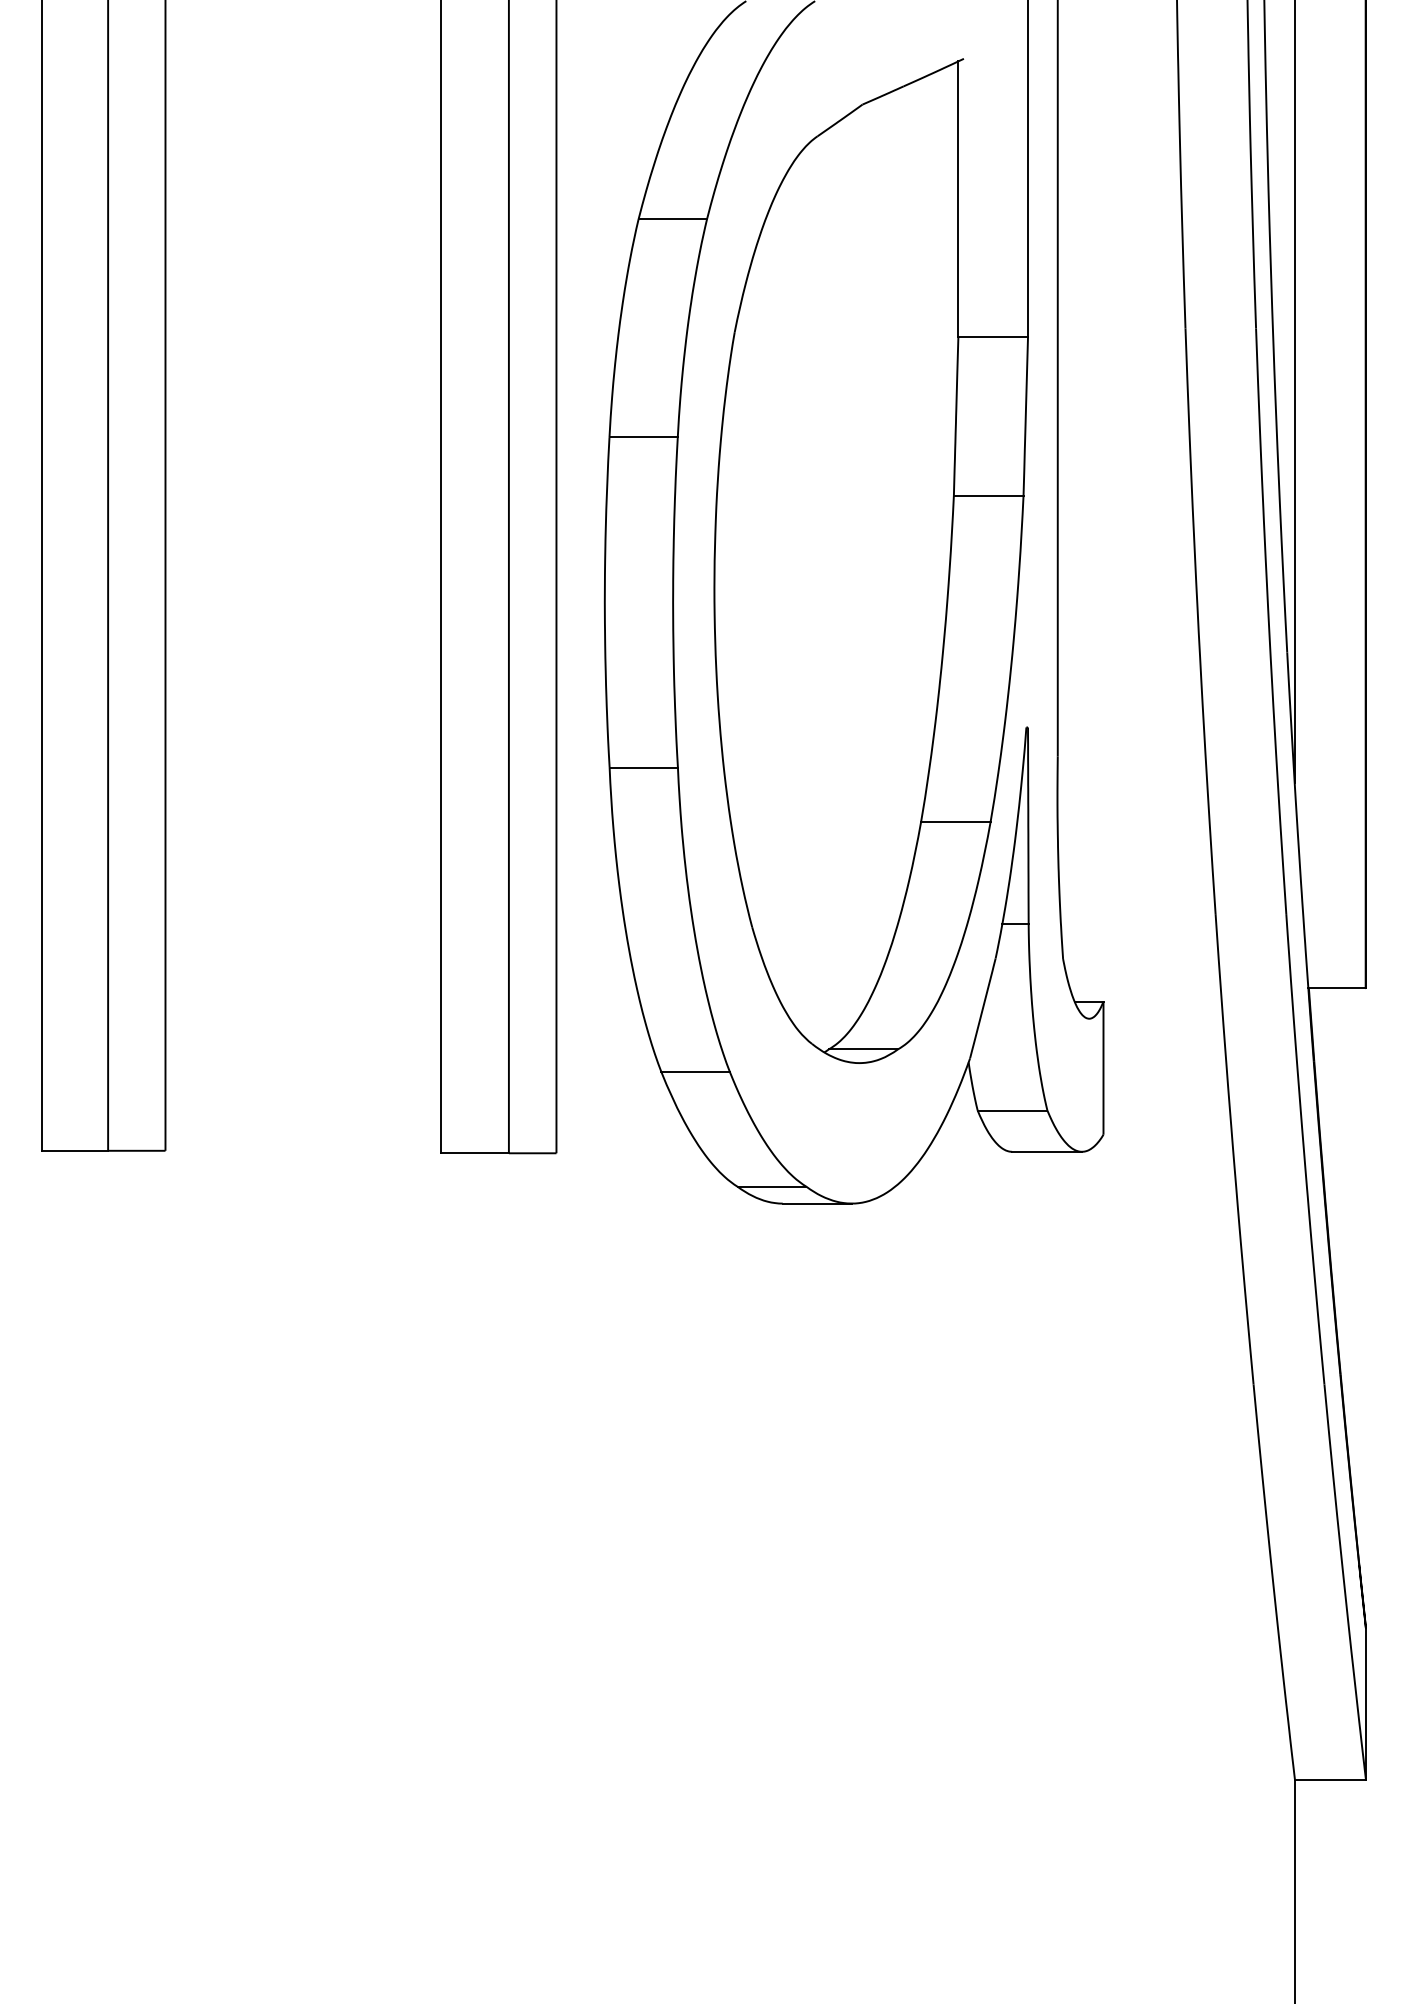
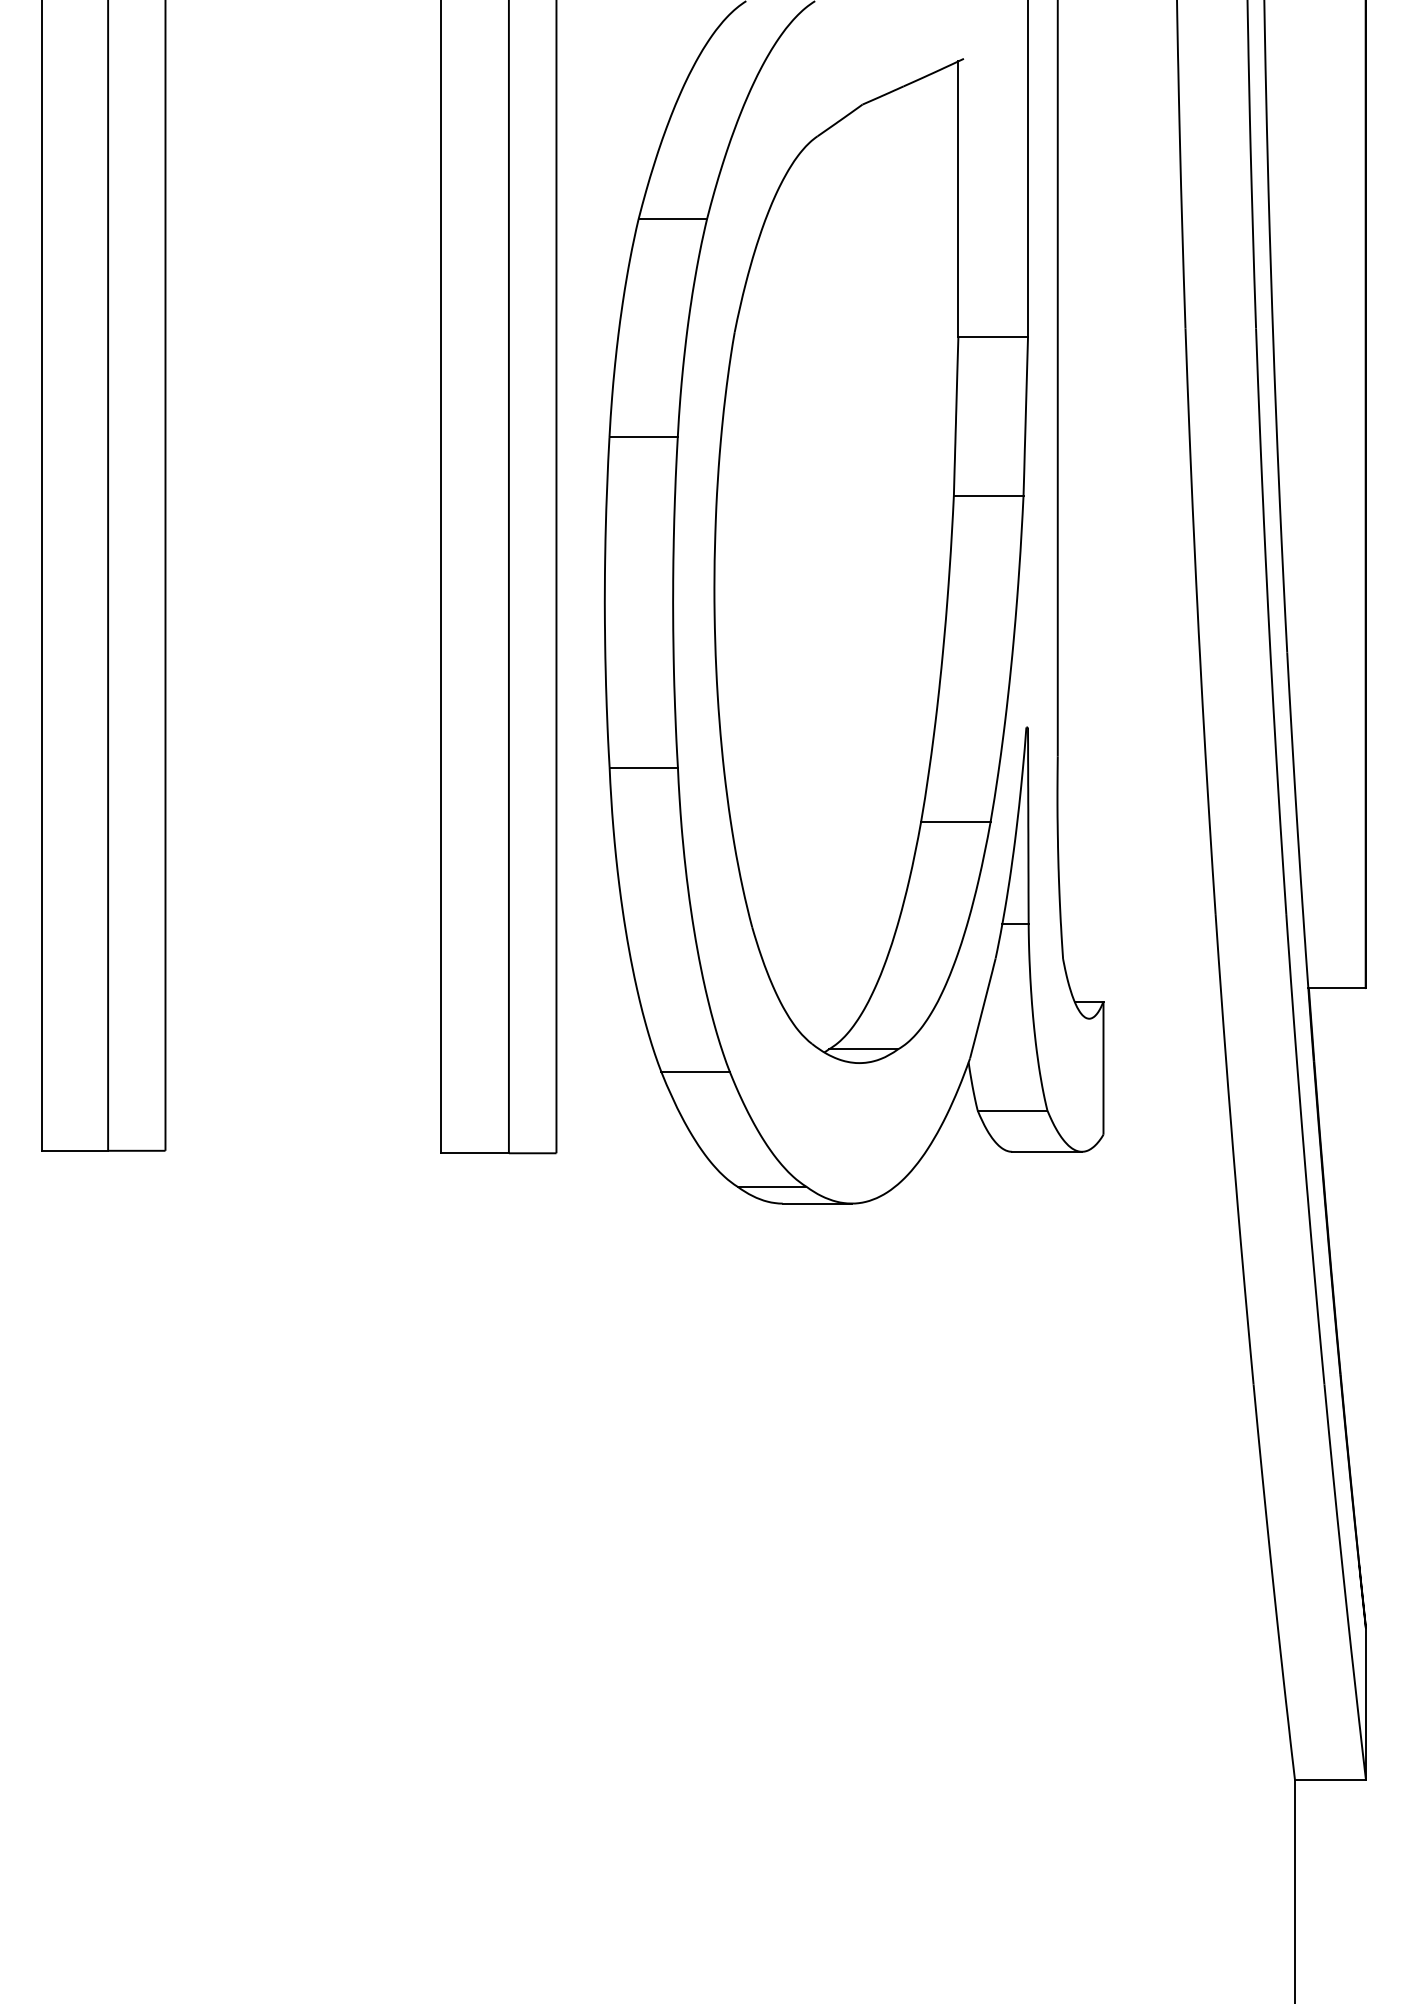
line: present -> none (1294, 392)
